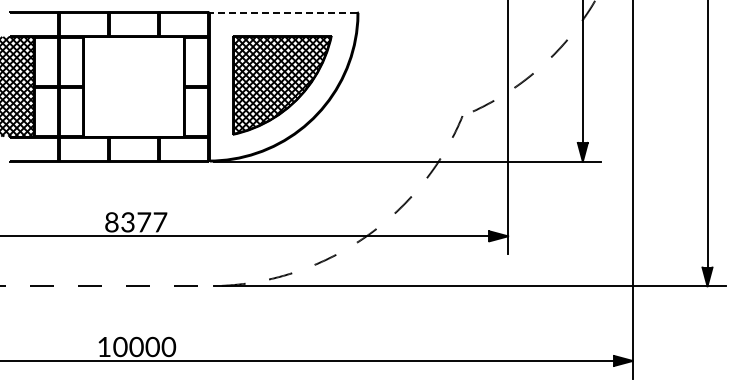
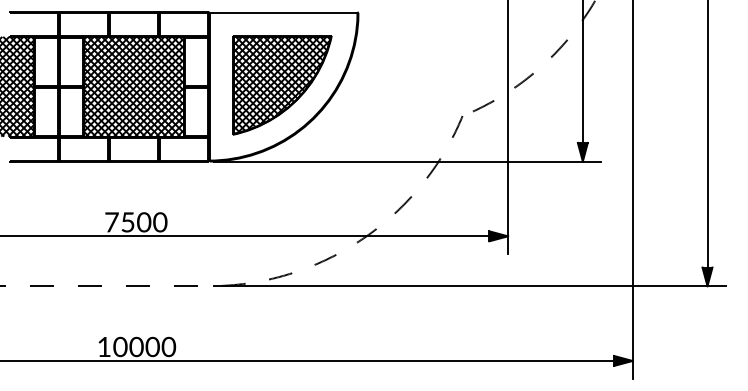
line: dashed -> solid (283, 12)
hatch: none -> present (133, 86)
text: 8377 -> 7500 (136, 222)
